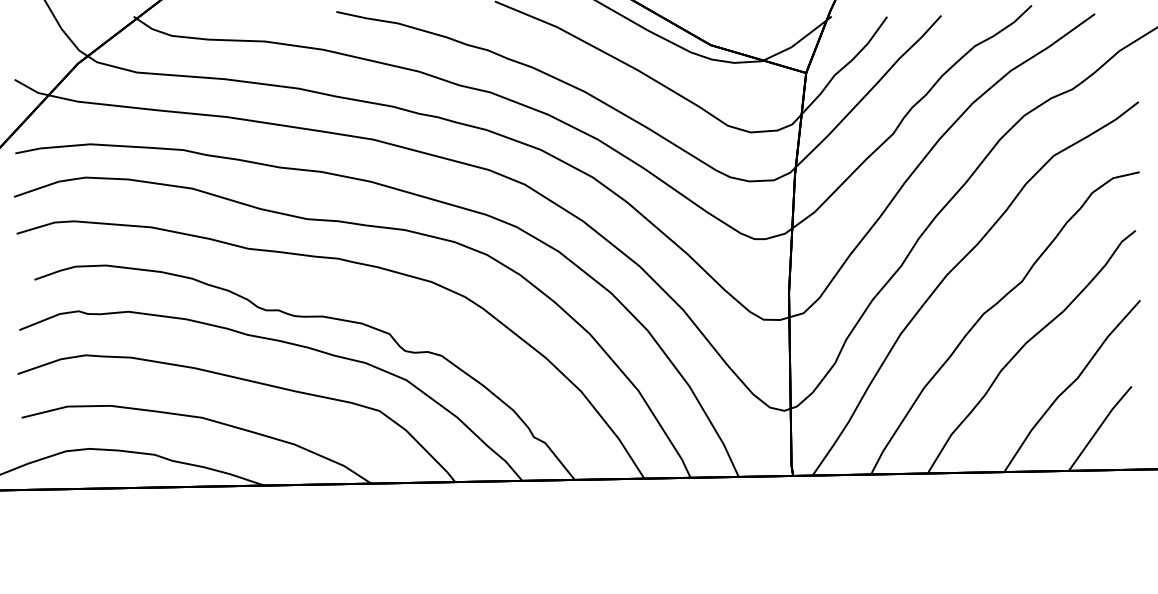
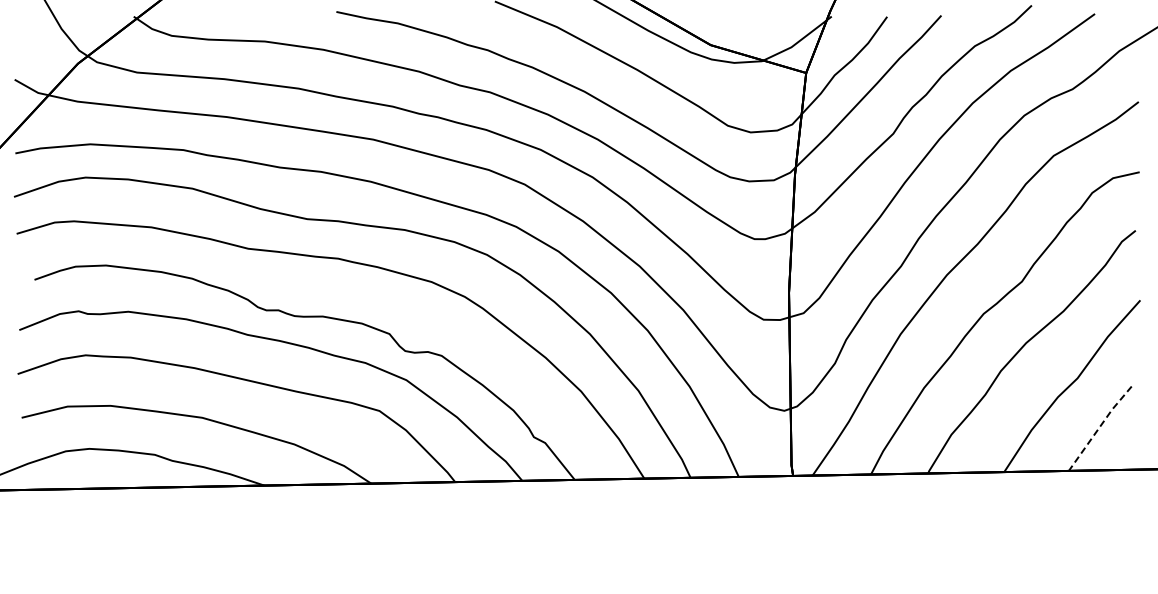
line: solid -> dashed (1099, 427)
